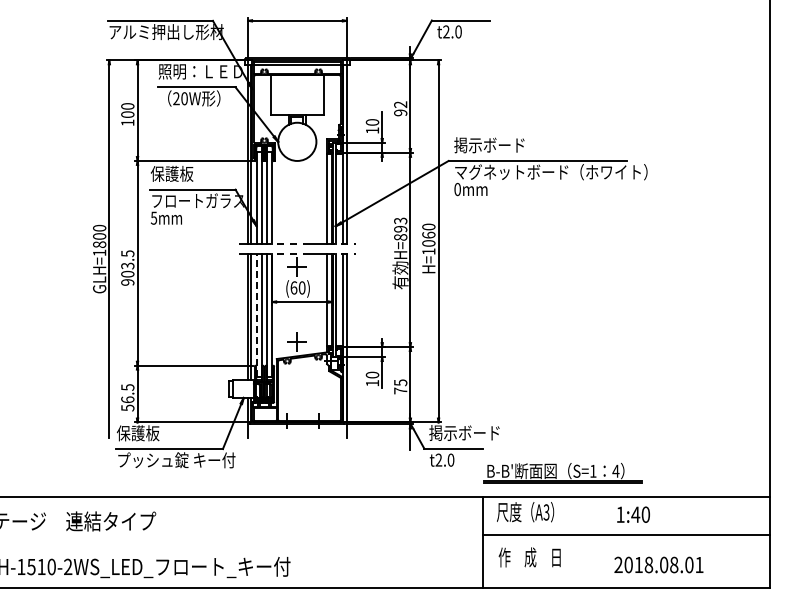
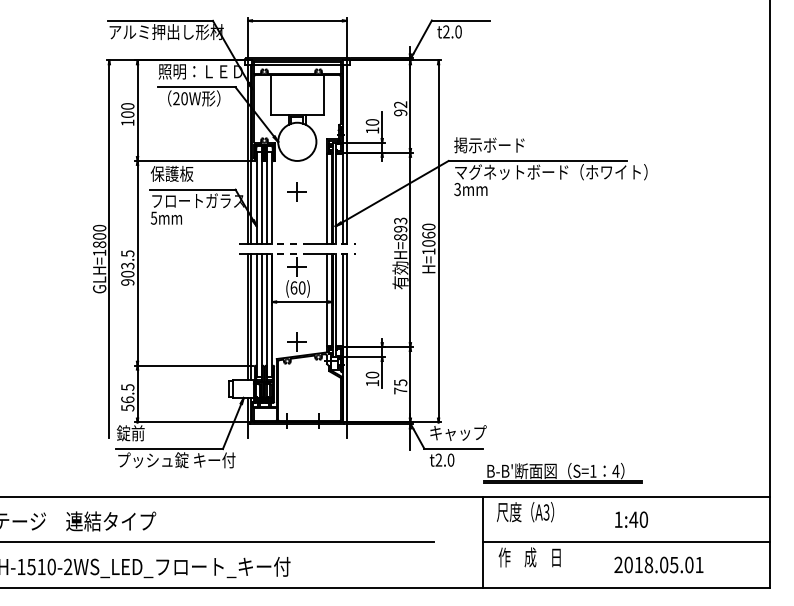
text: 0mm -> 3mm (457, 189)
part: none -> present (296, 191)
line: dashed -> solid (256, 315)
text: 保護板 -> 錠前 (137, 433)
text: 掲示ボード -> キャップ (464, 433)
text position: (633, 514) -> (631, 519) (631, 519)
line position: (626, 535) -> (626, 542) (626, 542)
line: none -> present (218, 542)
text: 2018.08.01 -> 2018.05.01 (674, 564)
